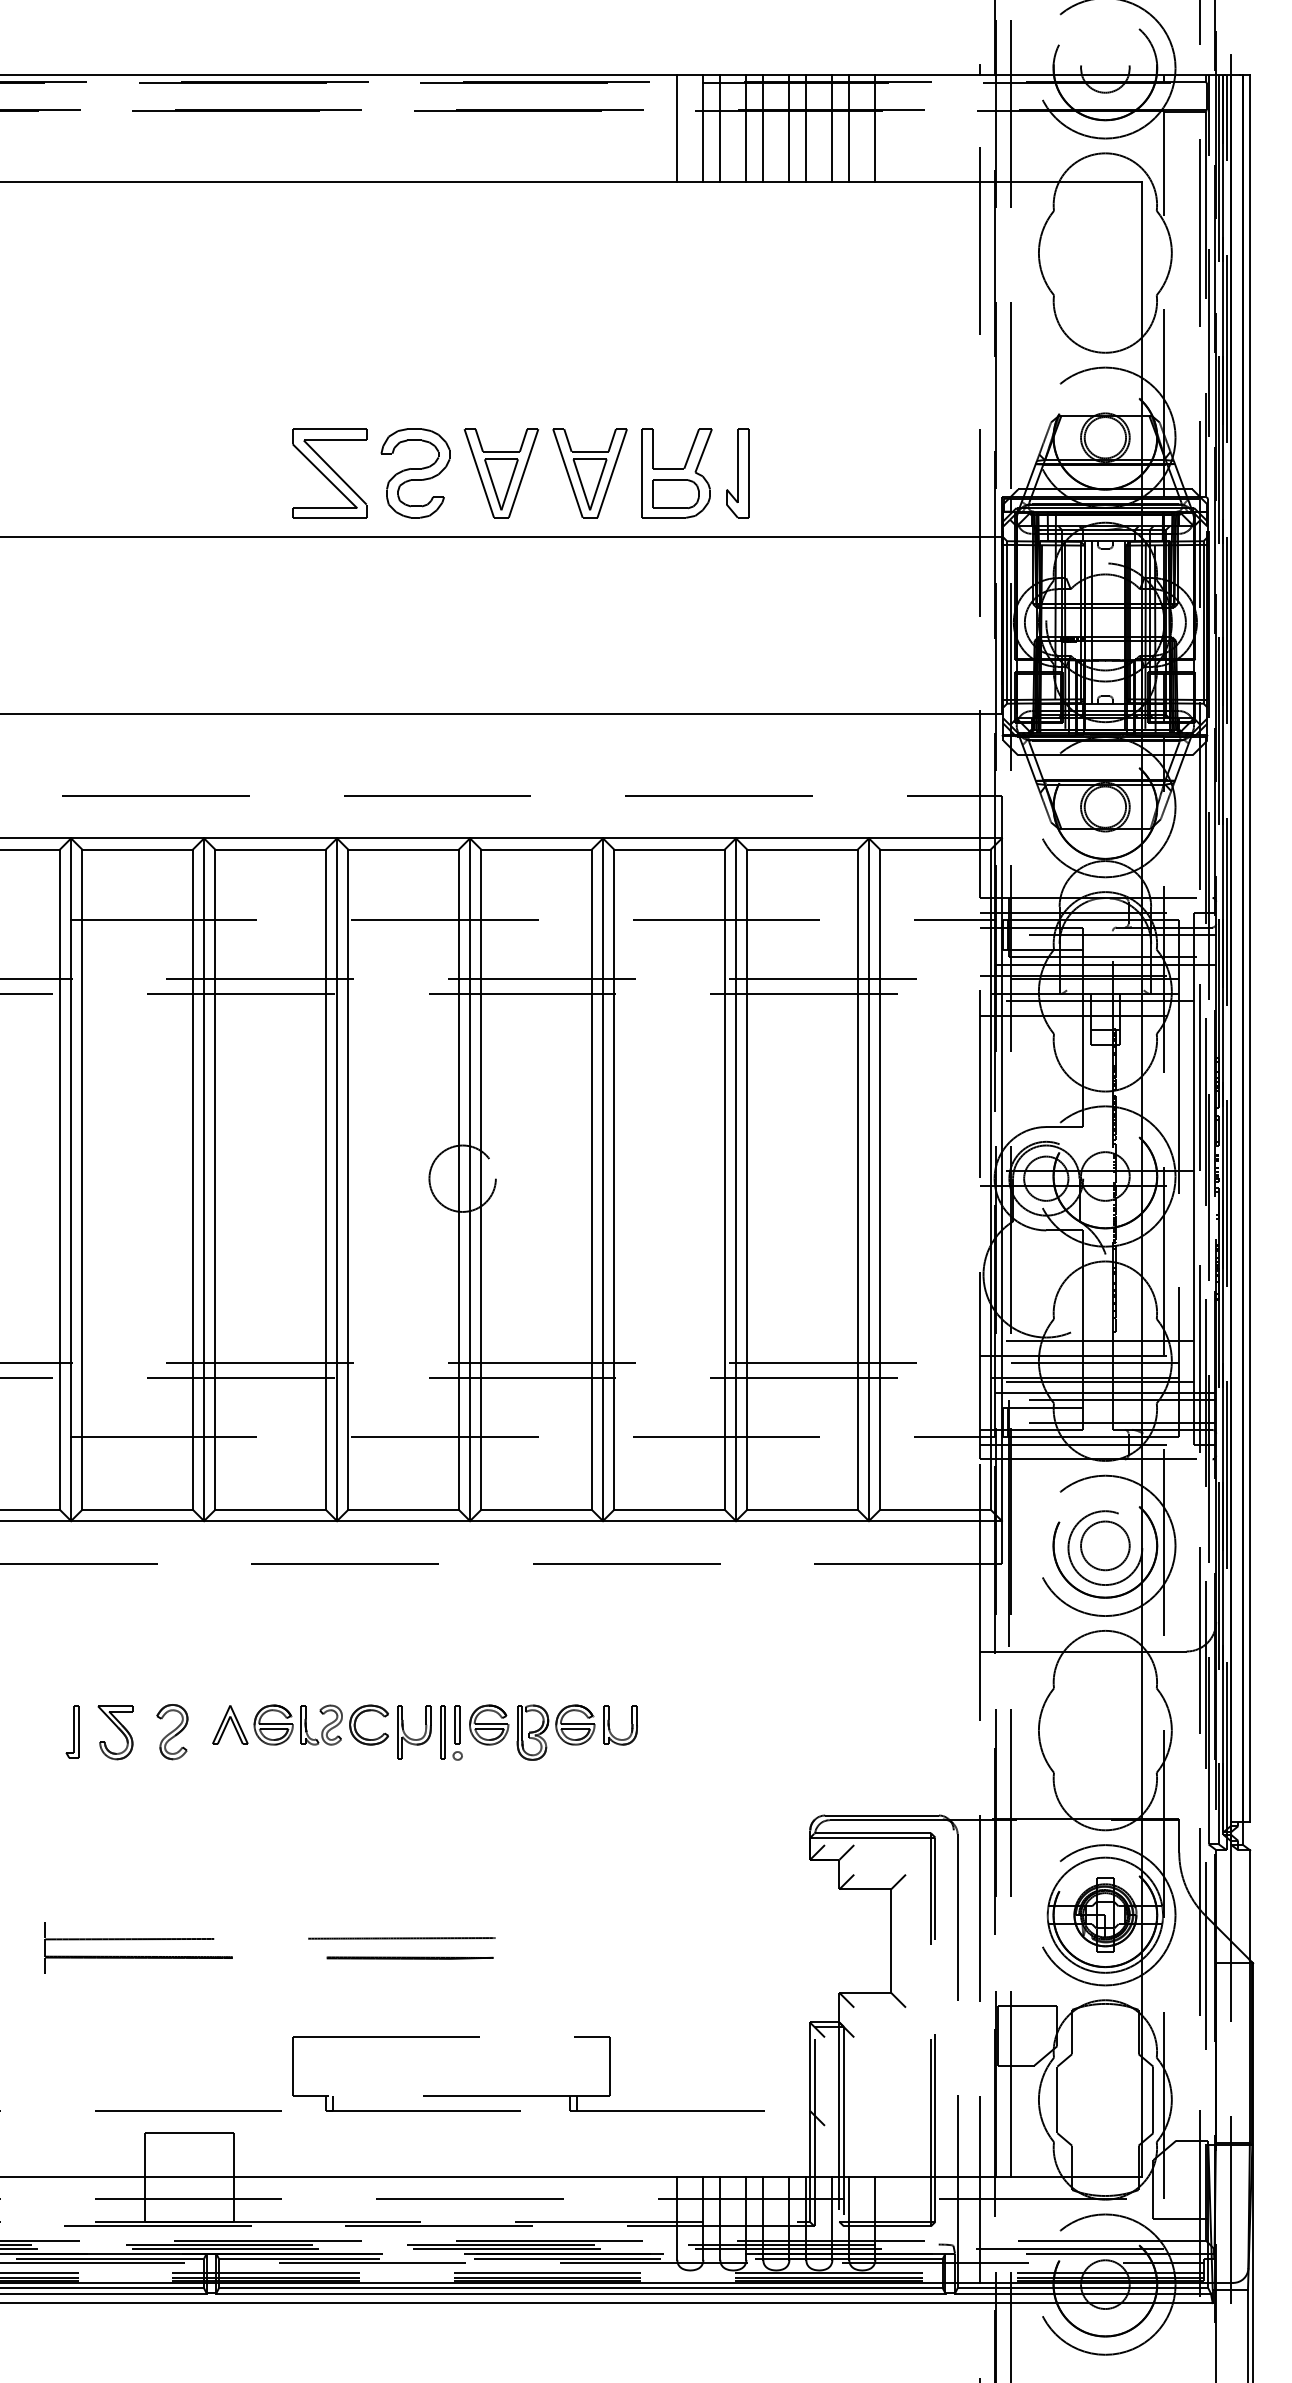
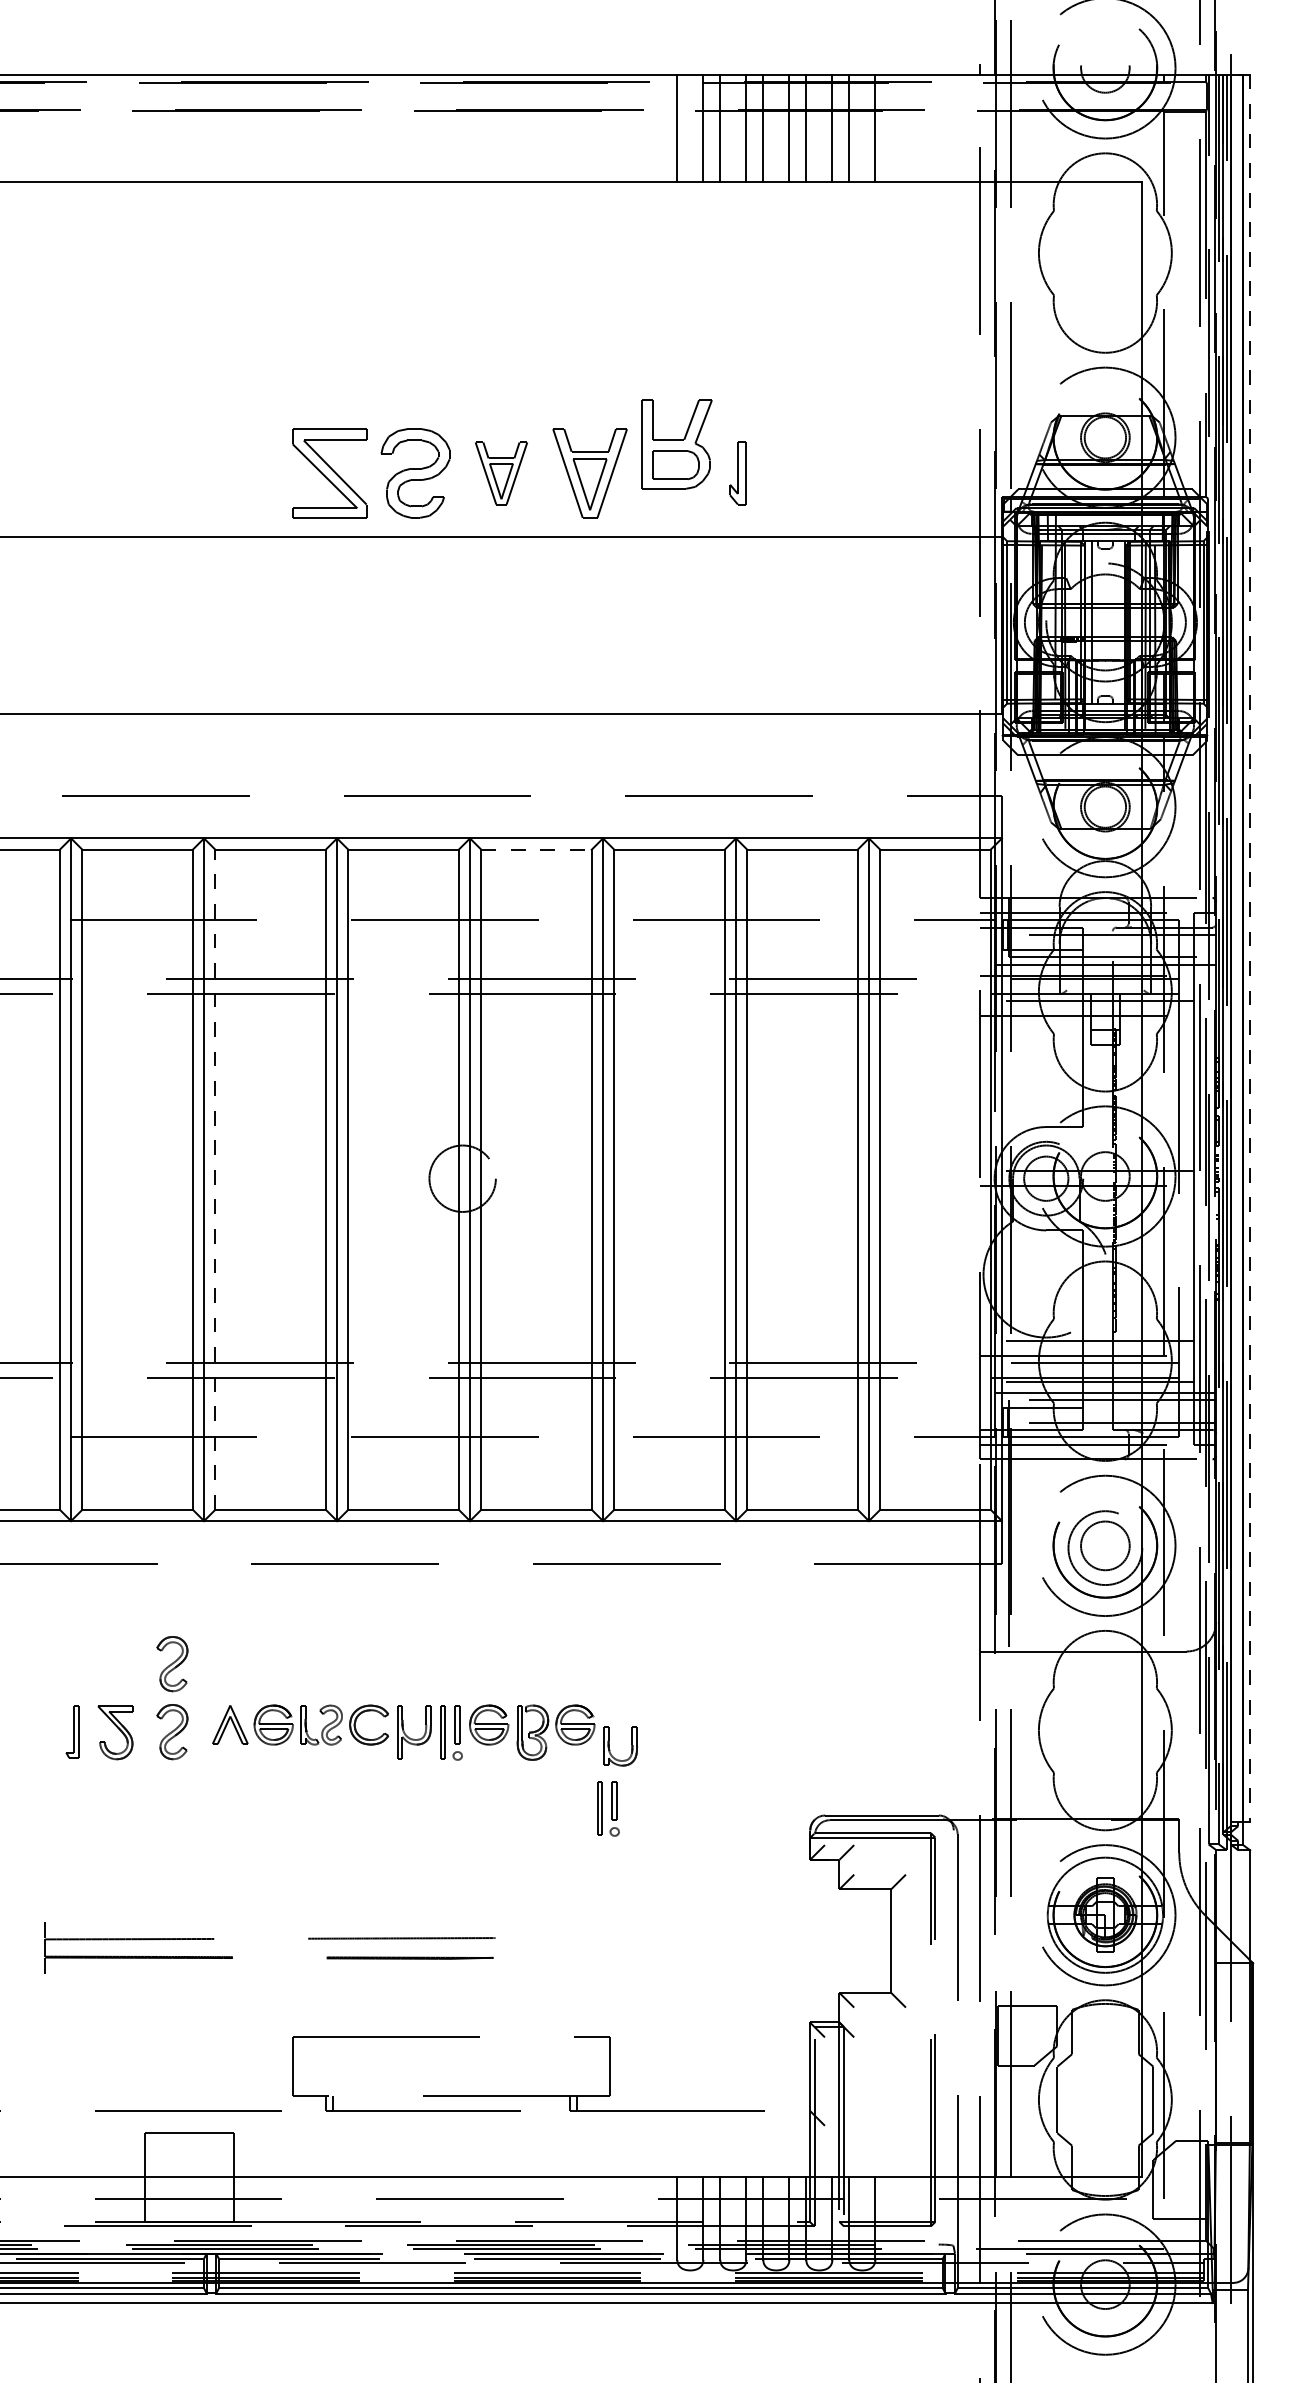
part size: 77x91 px -> 53x65 px (501, 473)
part position: (676, 473) -> (676, 444) (676, 444)
part size: 24x91 px -> 18x65 px (737, 473)
line: solid -> dashed (537, 849)
line: solid -> dashed (1250, 948)
line: solid -> dashed (215, 1179)
part: none -> present (172, 1664)
part position: (610, 1728) -> (610, 1749) (610, 1749)
part: none -> present (608, 1808)
